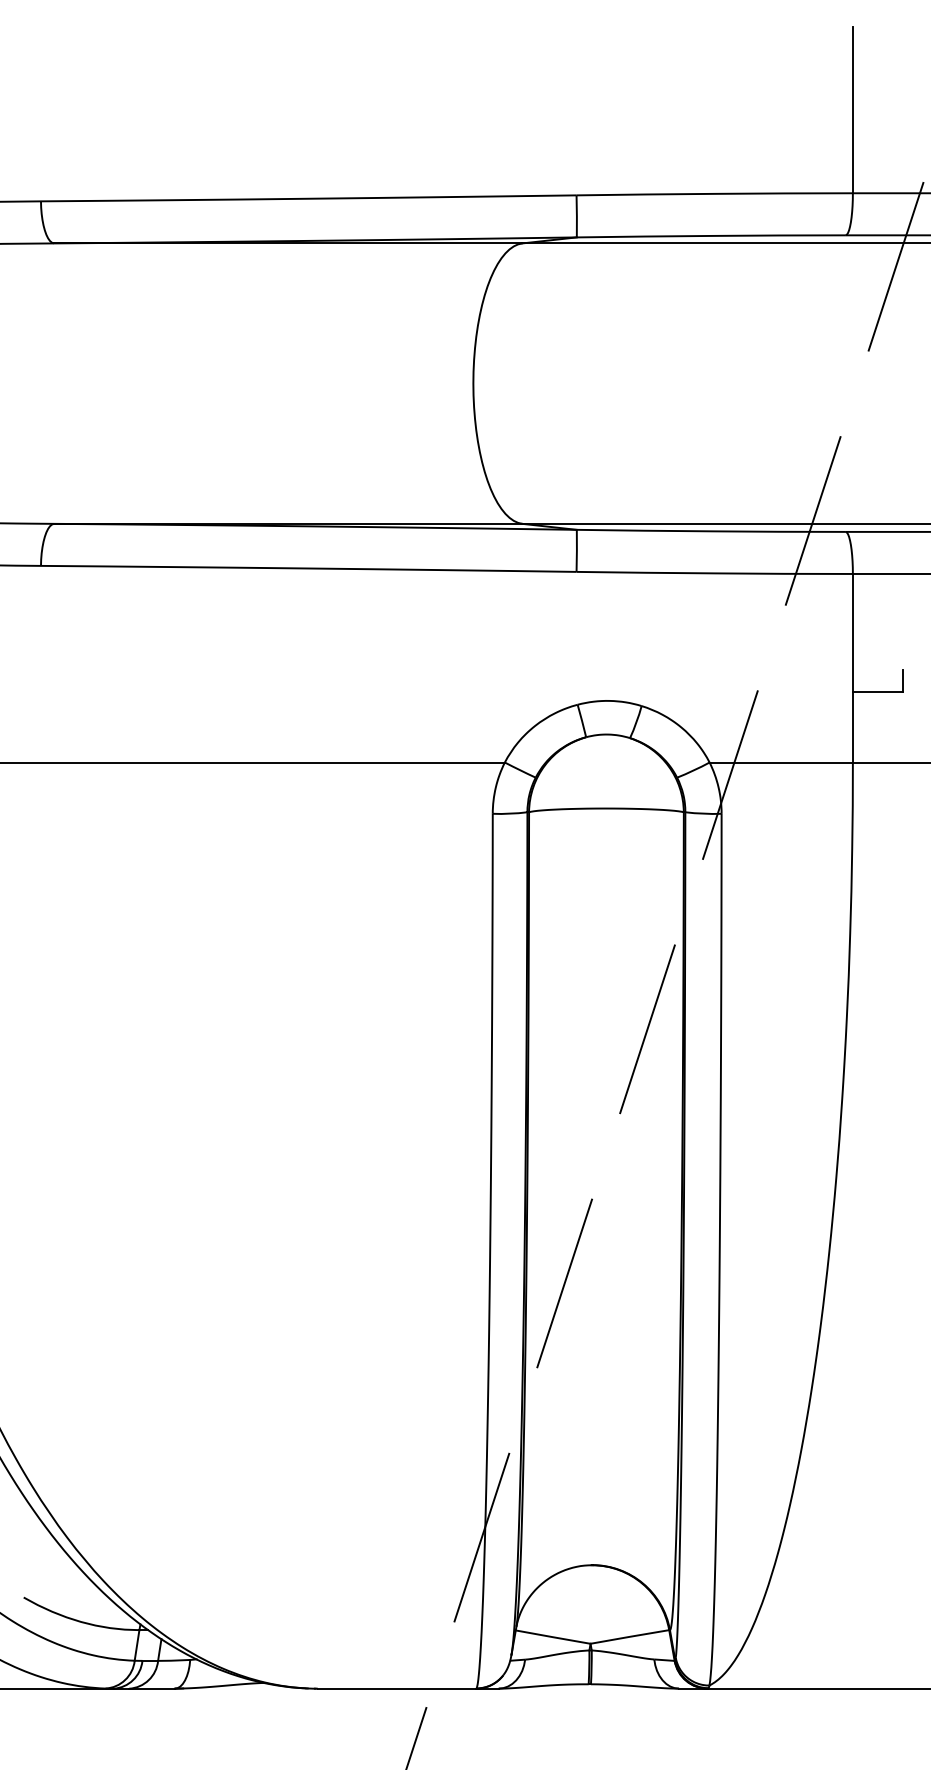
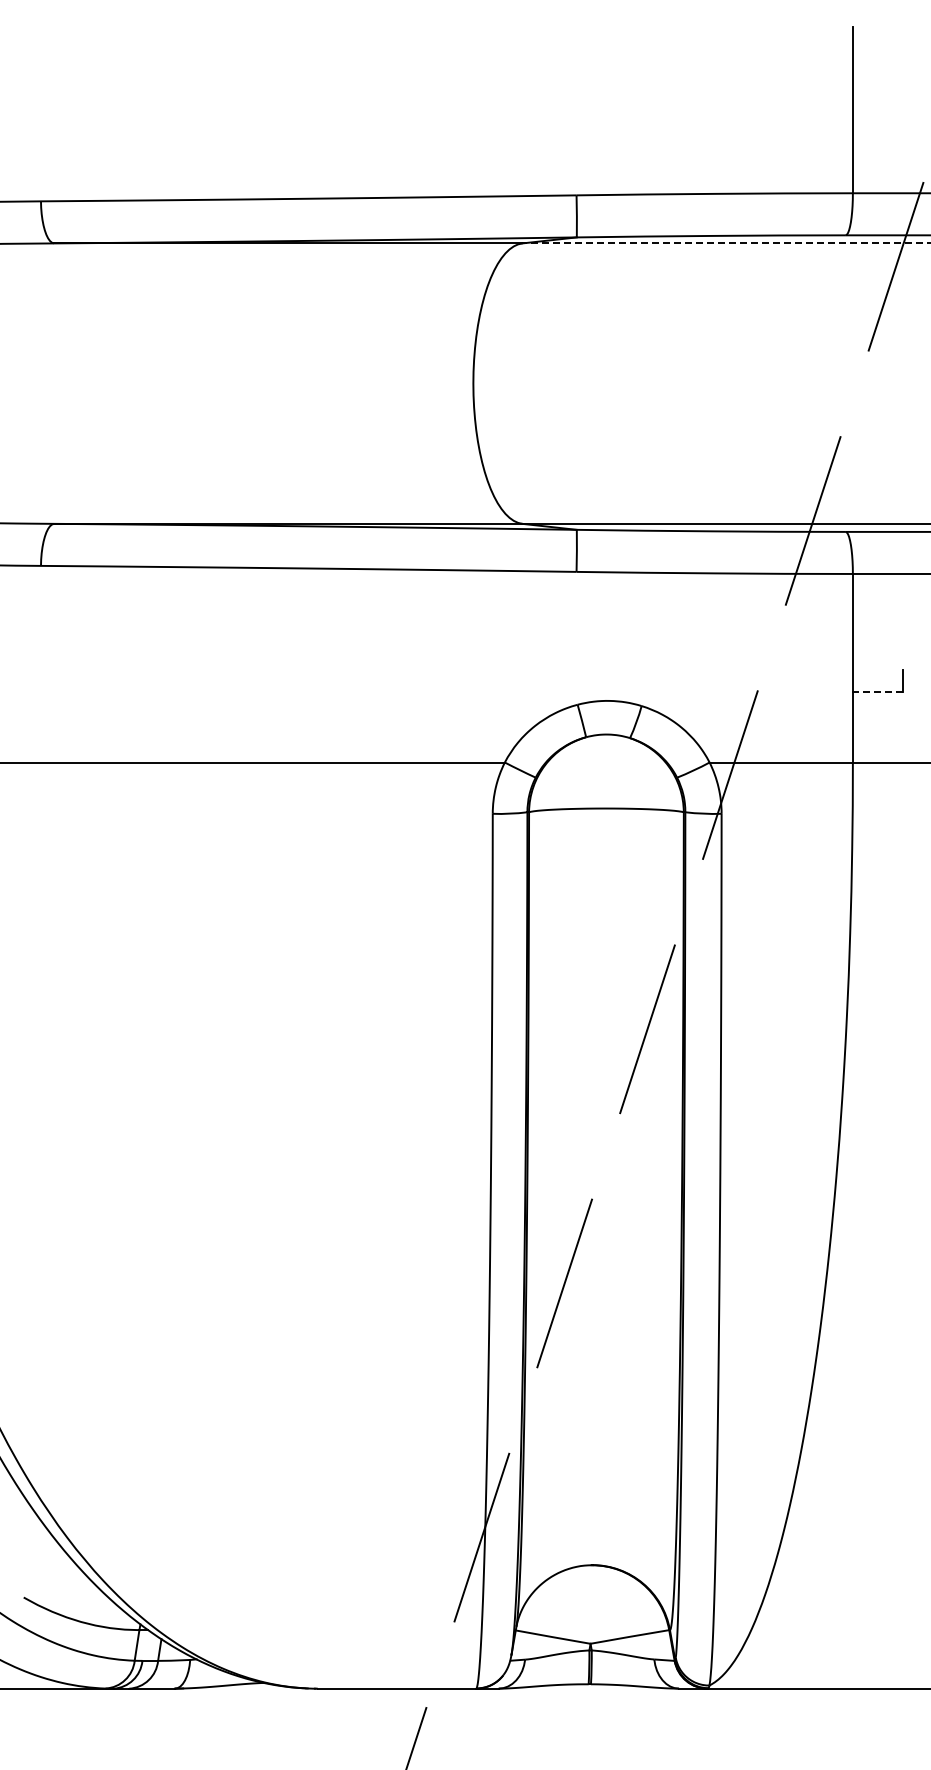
line: solid -> dashed (726, 243)
line: solid -> dashed (877, 692)
